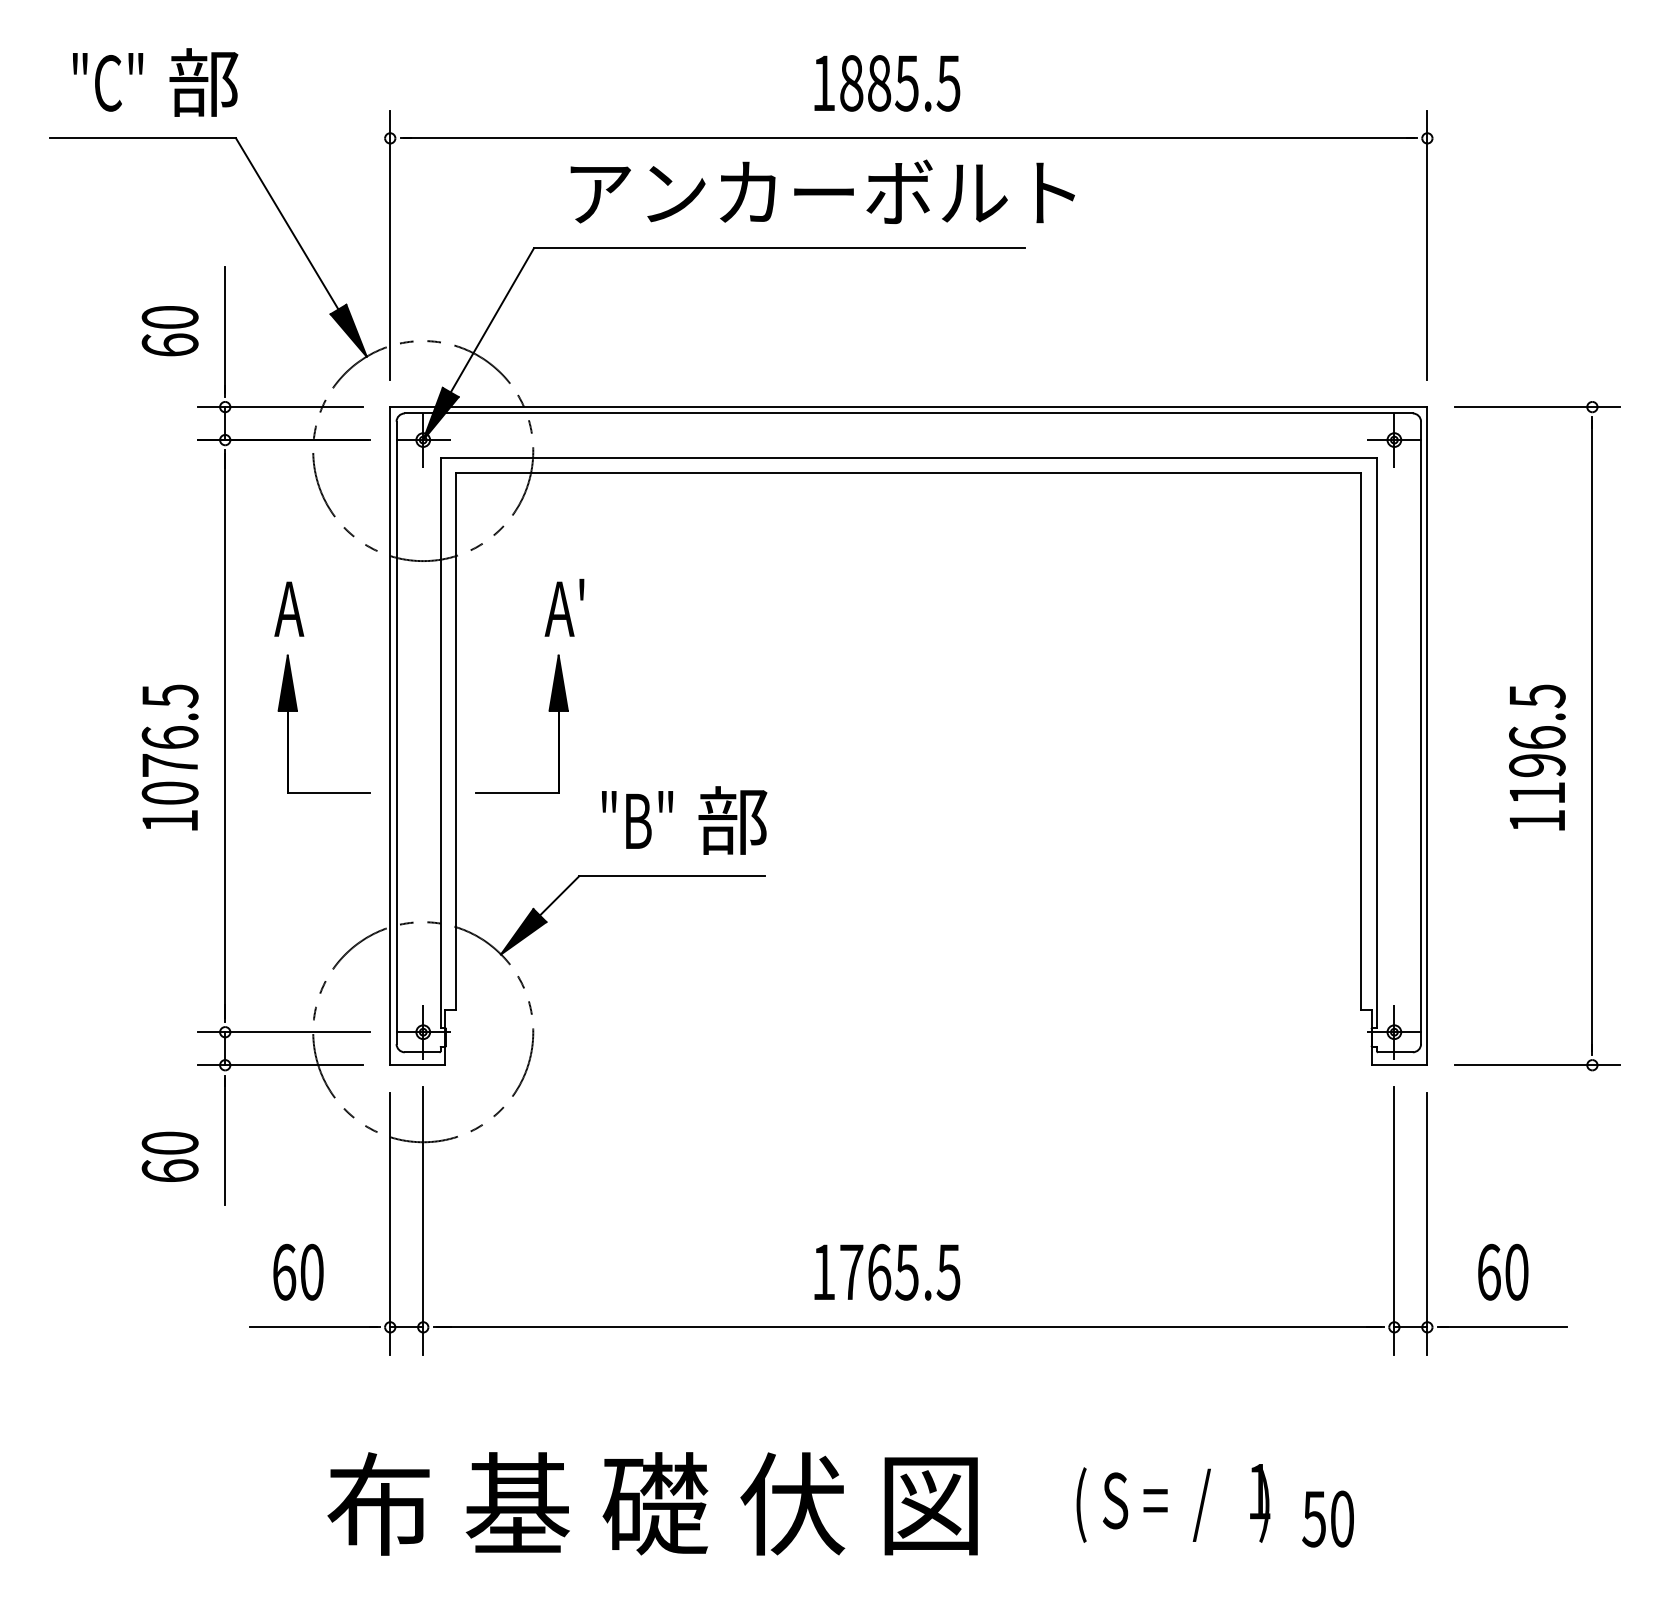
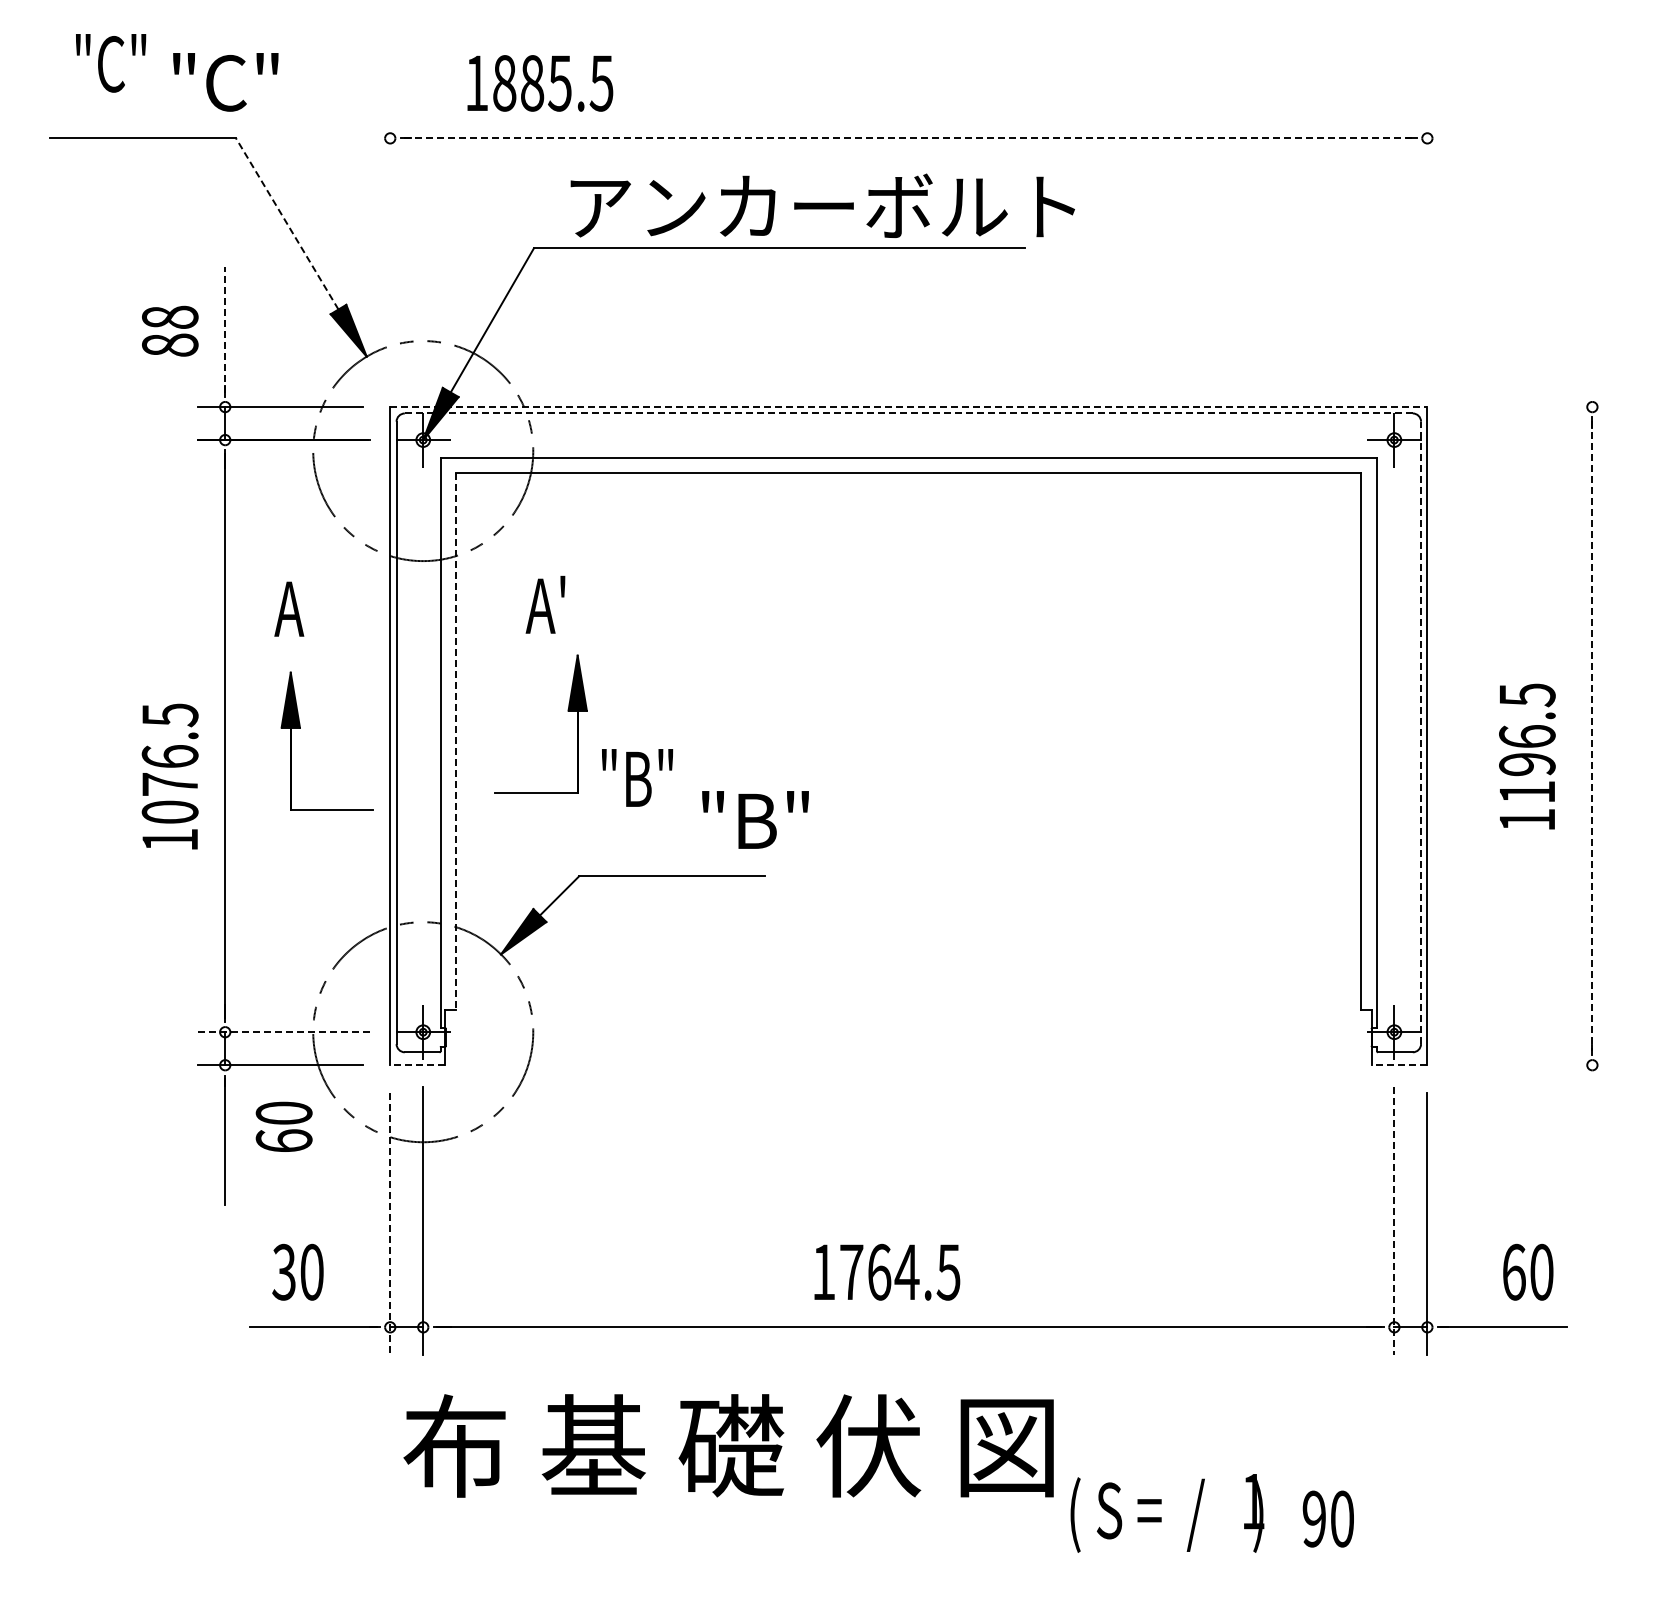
text position: (108, 82) -> (111, 63) (111, 63)
text: 部 -> "C" (223, 82)
text position: (887, 83) -> (540, 83) (540, 83)
line: solid -> dashed (908, 138)
text position: (822, 191) -> (822, 205) (822, 205)
line: solid -> dashed (287, 223)
line: present -> none (390, 244)
line: present -> none (1427, 244)
line: solid -> dashed (225, 329)
text: 60 -> 88 (169, 330)
line: solid -> dashed (908, 407)
line: present -> none (1536, 407)
line: solid -> dashed (908, 413)
text position: (564, 607) -> (545, 604) (545, 604)
part position: (297, 711) -> (300, 728) (300, 728)
part position: (548, 711) -> (567, 711) (567, 711)
line: solid -> dashed (1421, 732)
line: solid -> dashed (1592, 736)
line: solid -> dashed (456, 741)
text position: (169, 757) -> (169, 776) (169, 776)
text position: (1537, 757) -> (1527, 756) (1527, 756)
text position: (637, 819) -> (637, 777) (637, 777)
text: 部 -> "B" (753, 820)
line: solid -> dashed (283, 1032)
line: solid -> dashed (417, 1065)
line: solid -> dashed (1399, 1065)
line: present -> none (1536, 1065)
text position: (169, 1156) -> (283, 1126) (283, 1126)
line: solid -> dashed (1394, 1221)
line: solid -> dashed (390, 1224)
text: 60 -> 30 (284, 1271)
text position: (1503, 1271) -> (1528, 1271) (1528, 1271)
text: 1765.5 -> 1764.5 (906, 1272)
text position: (652, 1503) -> (728, 1445) (728, 1445)
text position: (1173, 1503) -> (1167, 1513) (1167, 1513)
text: 50 -> 90 (1313, 1518)
